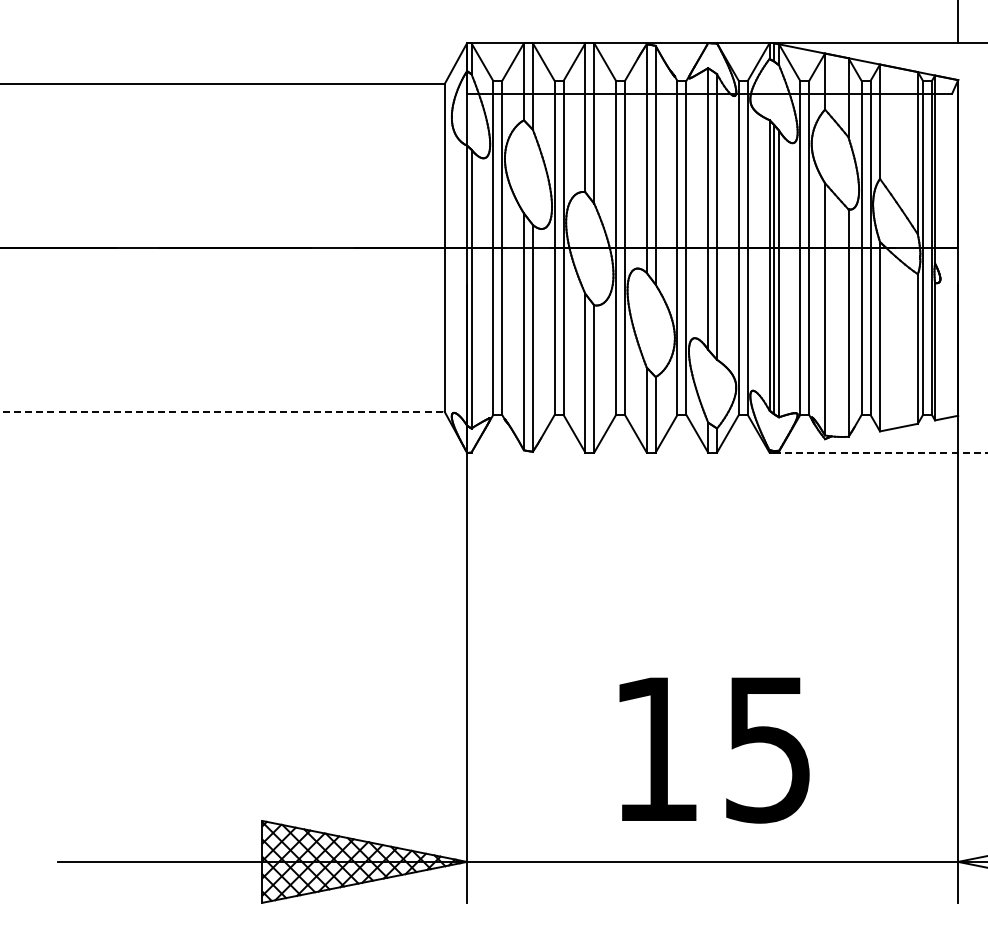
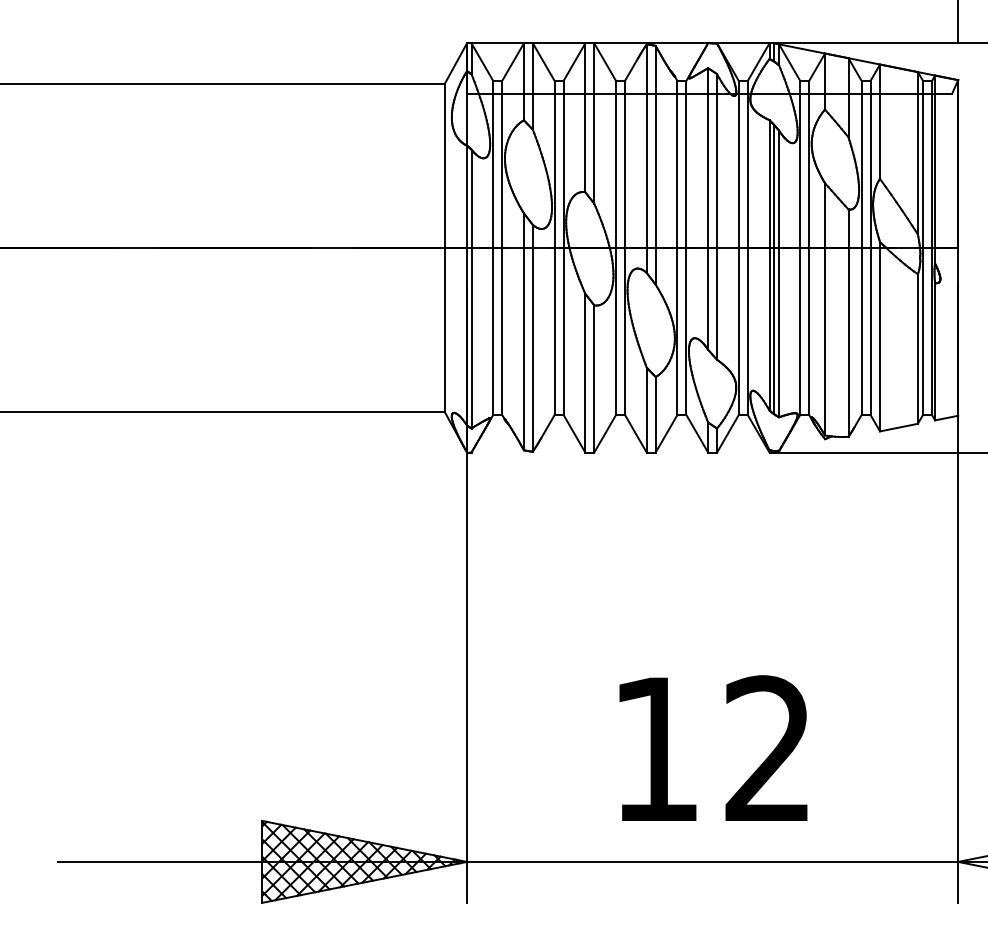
line: dashed -> solid (222, 411)
line: dashed -> solid (880, 452)
text: 15 -> 12 (767, 749)
